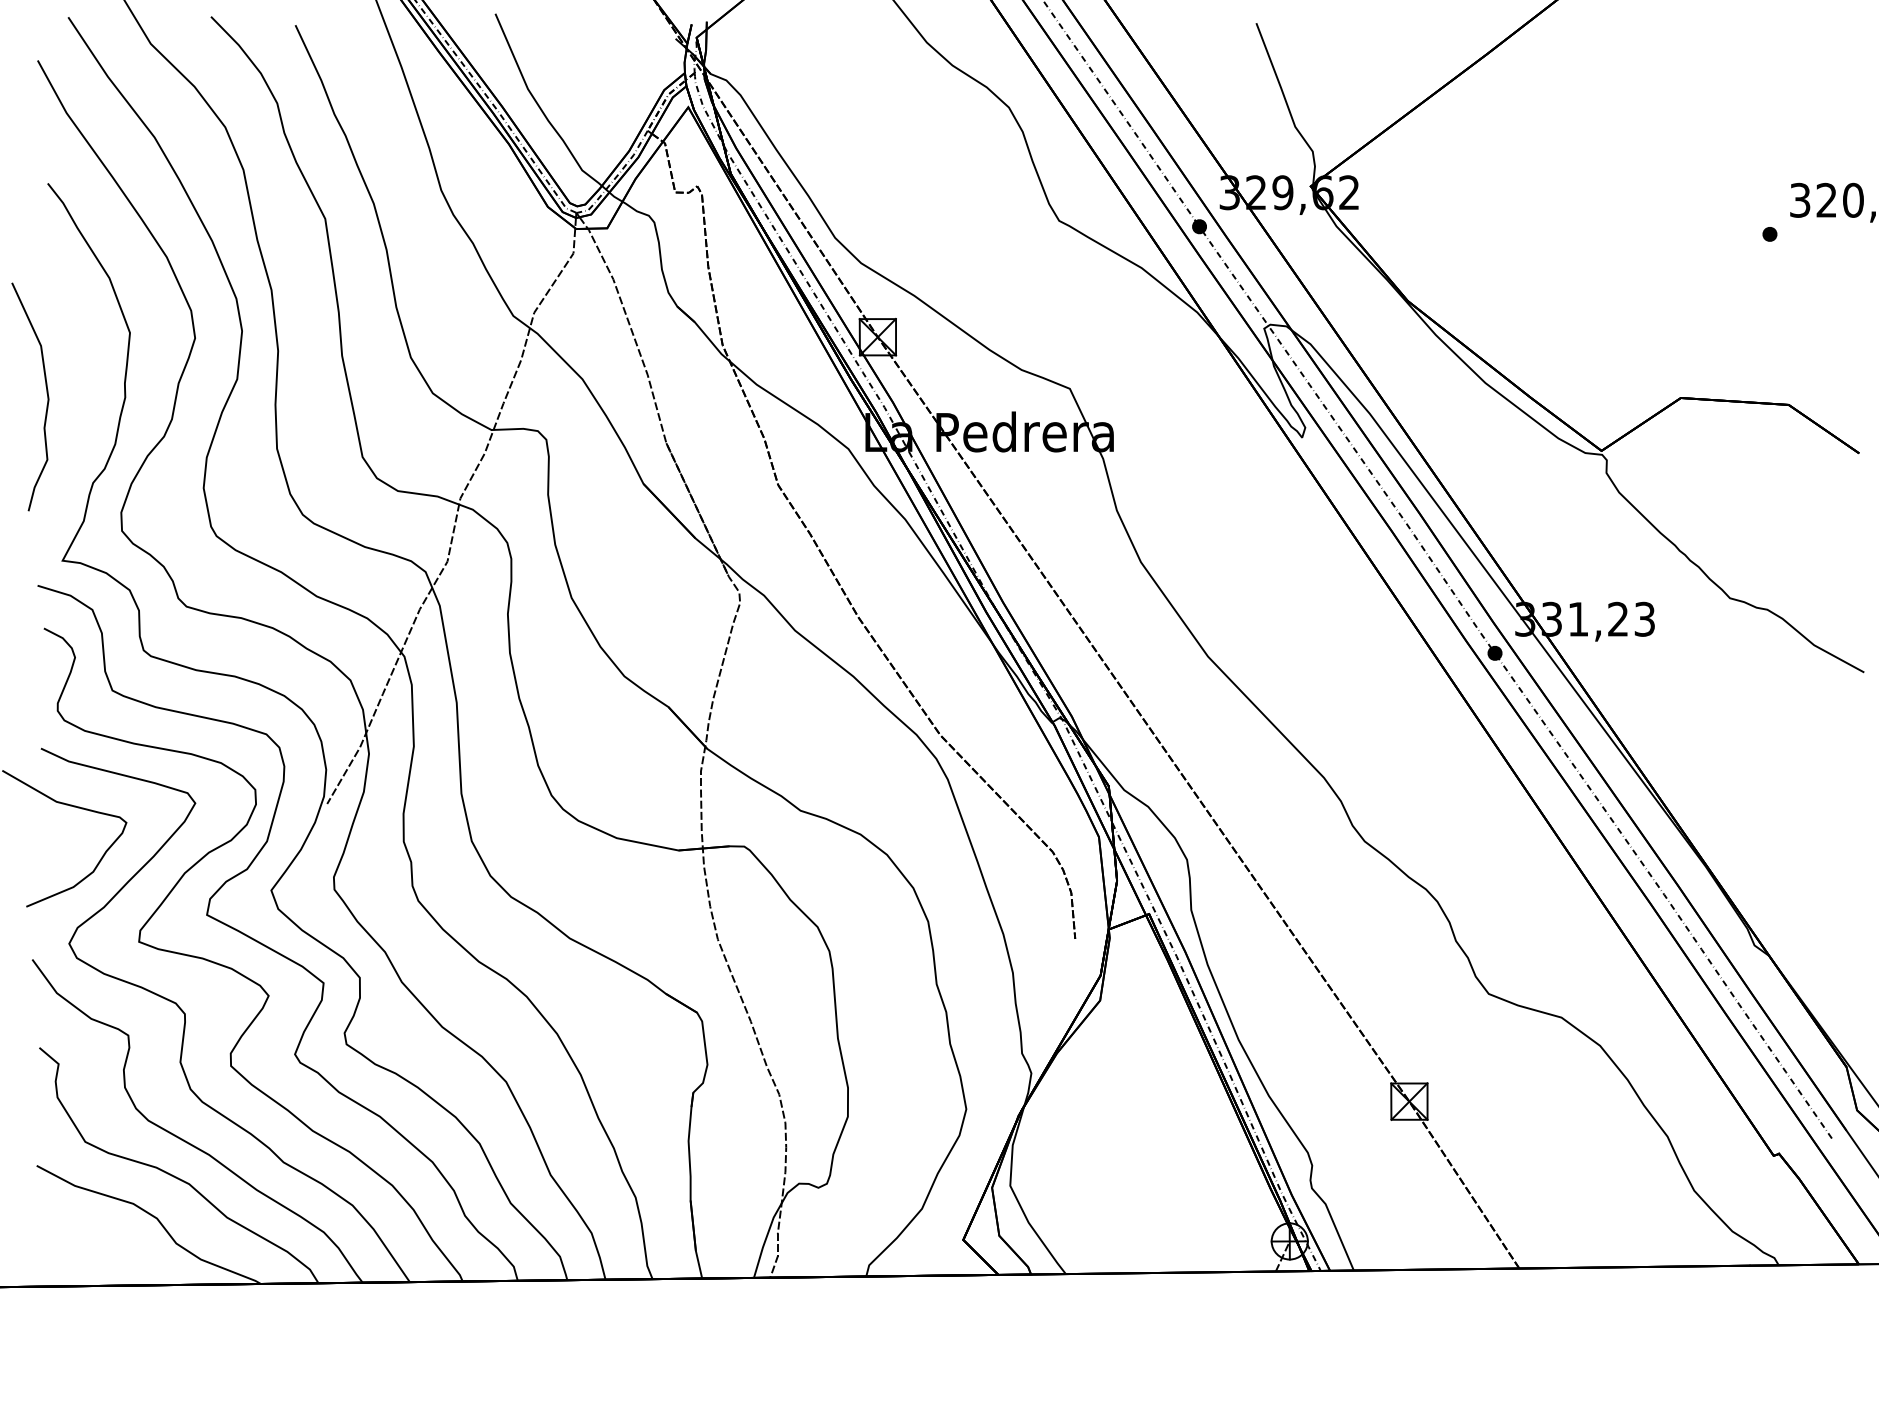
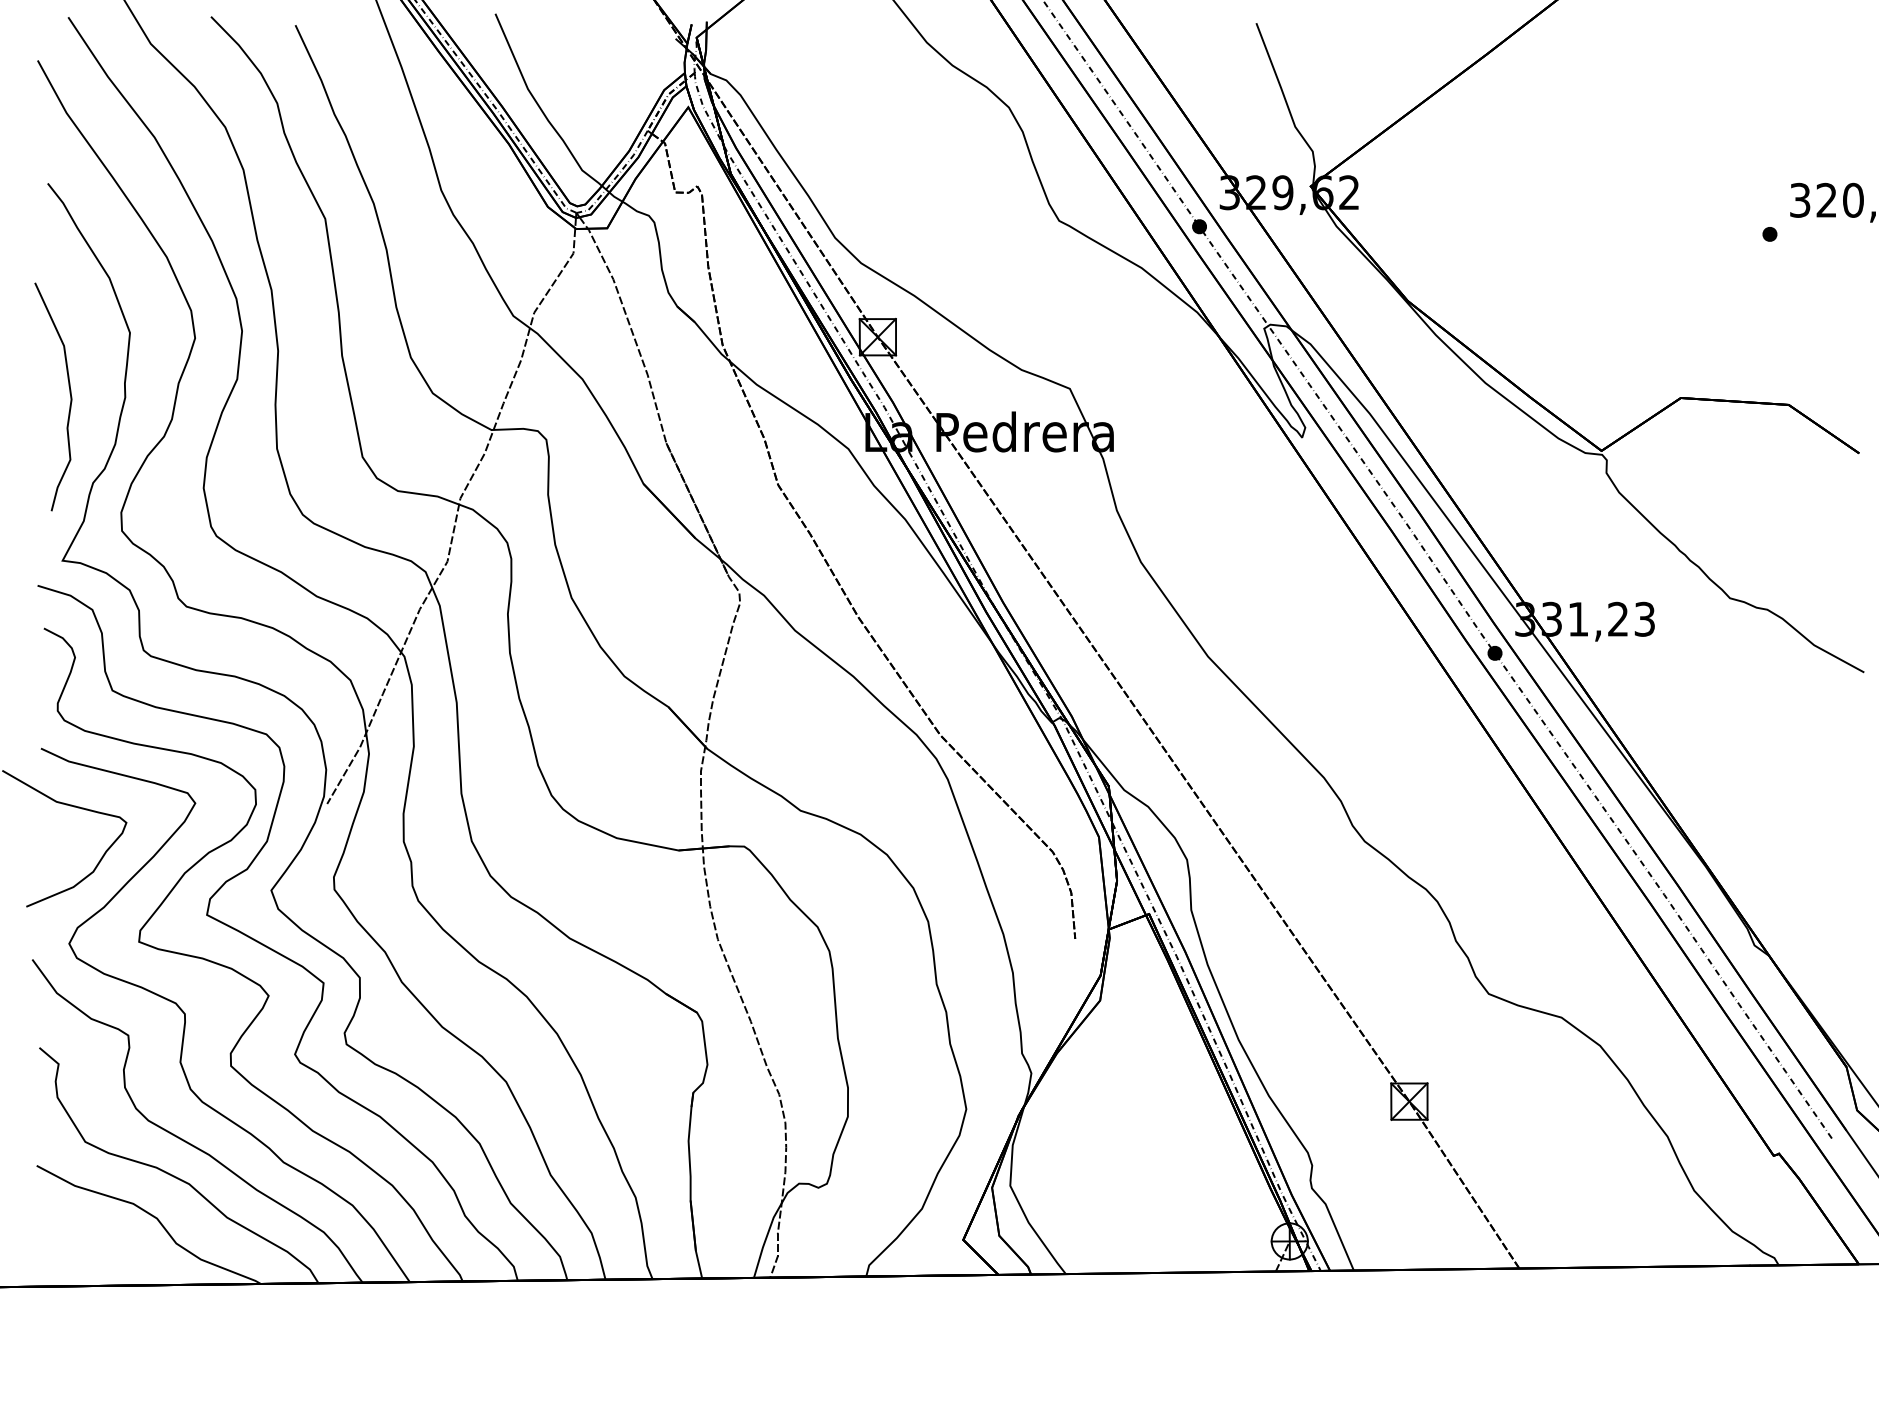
curve position: (46, 393) -> (69, 393) (69, 393)
